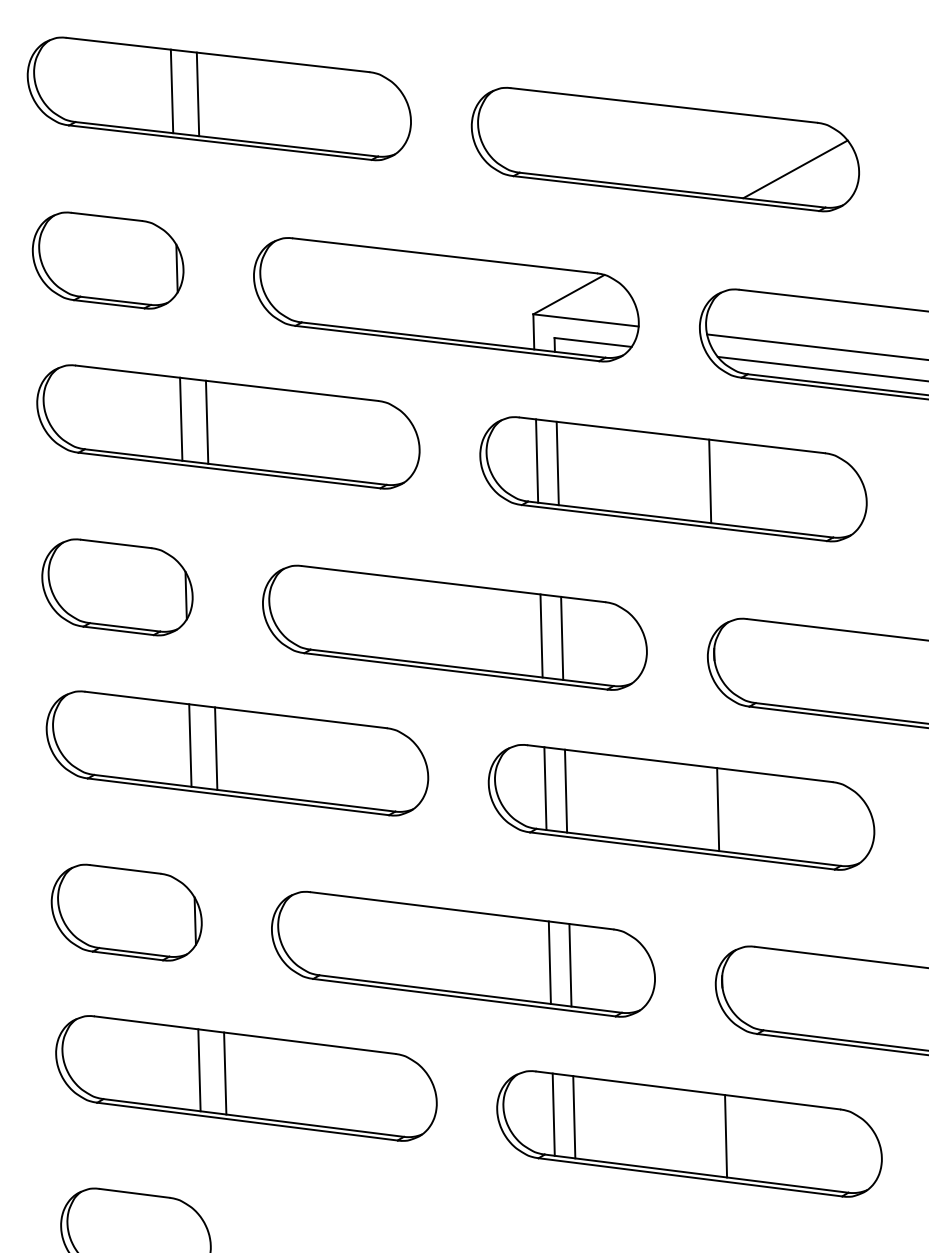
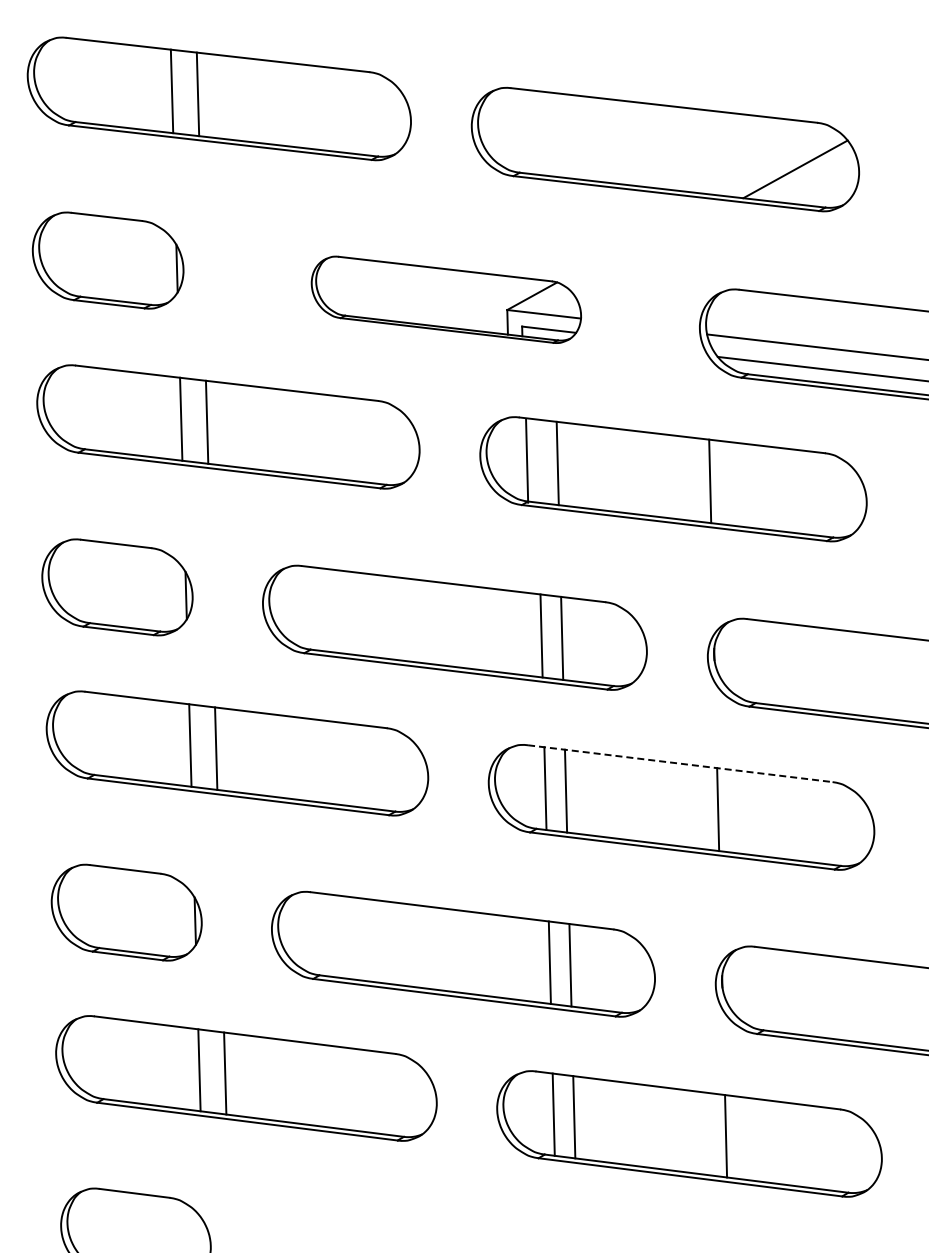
part size: 387x126 px -> 272x89 px (445, 299)
line position: (537, 460) -> (527, 460) (527, 460)
line: solid -> dashed (680, 763)
